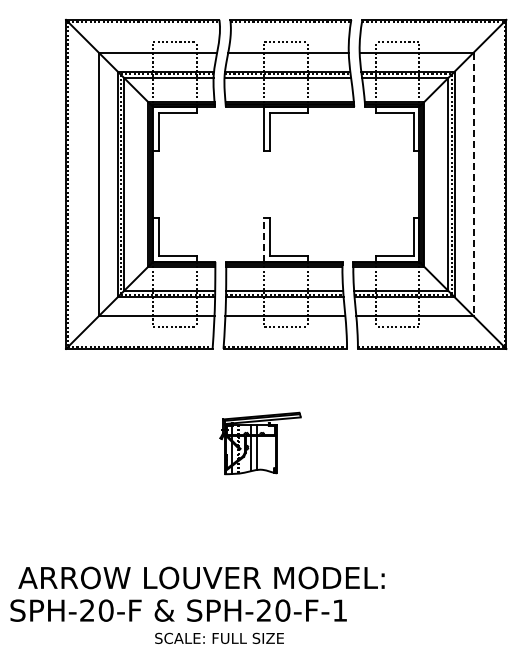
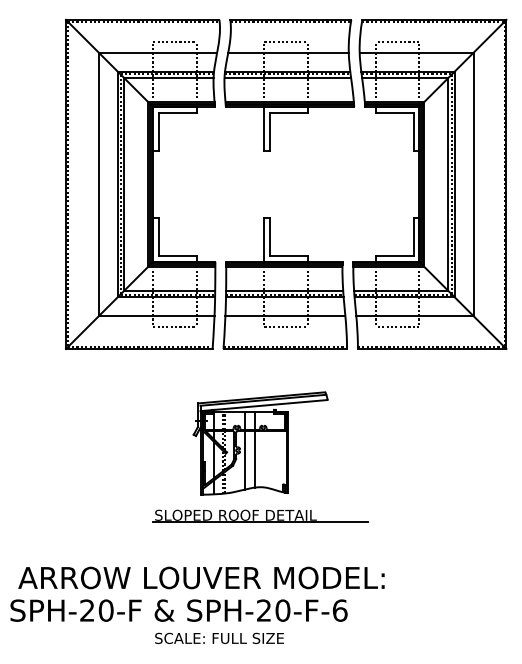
line: dashed -> solid (473, 184)
line: dashed -> solid (264, 240)
part size: 83x65 px -> 137x105 px (260, 443)
part: none -> present (260, 515)
text: SPH-20-F-1 -> SPH-20-F-6 (339, 610)
